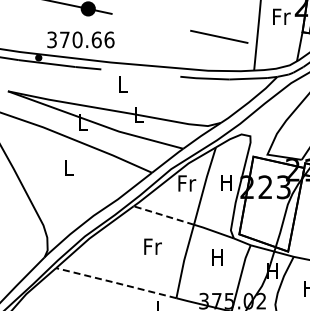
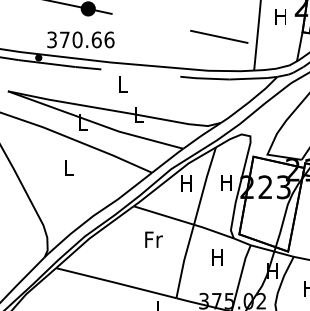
text: Fr -> H (281, 16)
text: Fr -> H (187, 183)
line: dashed -> solid (163, 215)
text position: (152, 246) -> (153, 239) (153, 239)
line: dashed -> solid (115, 282)
